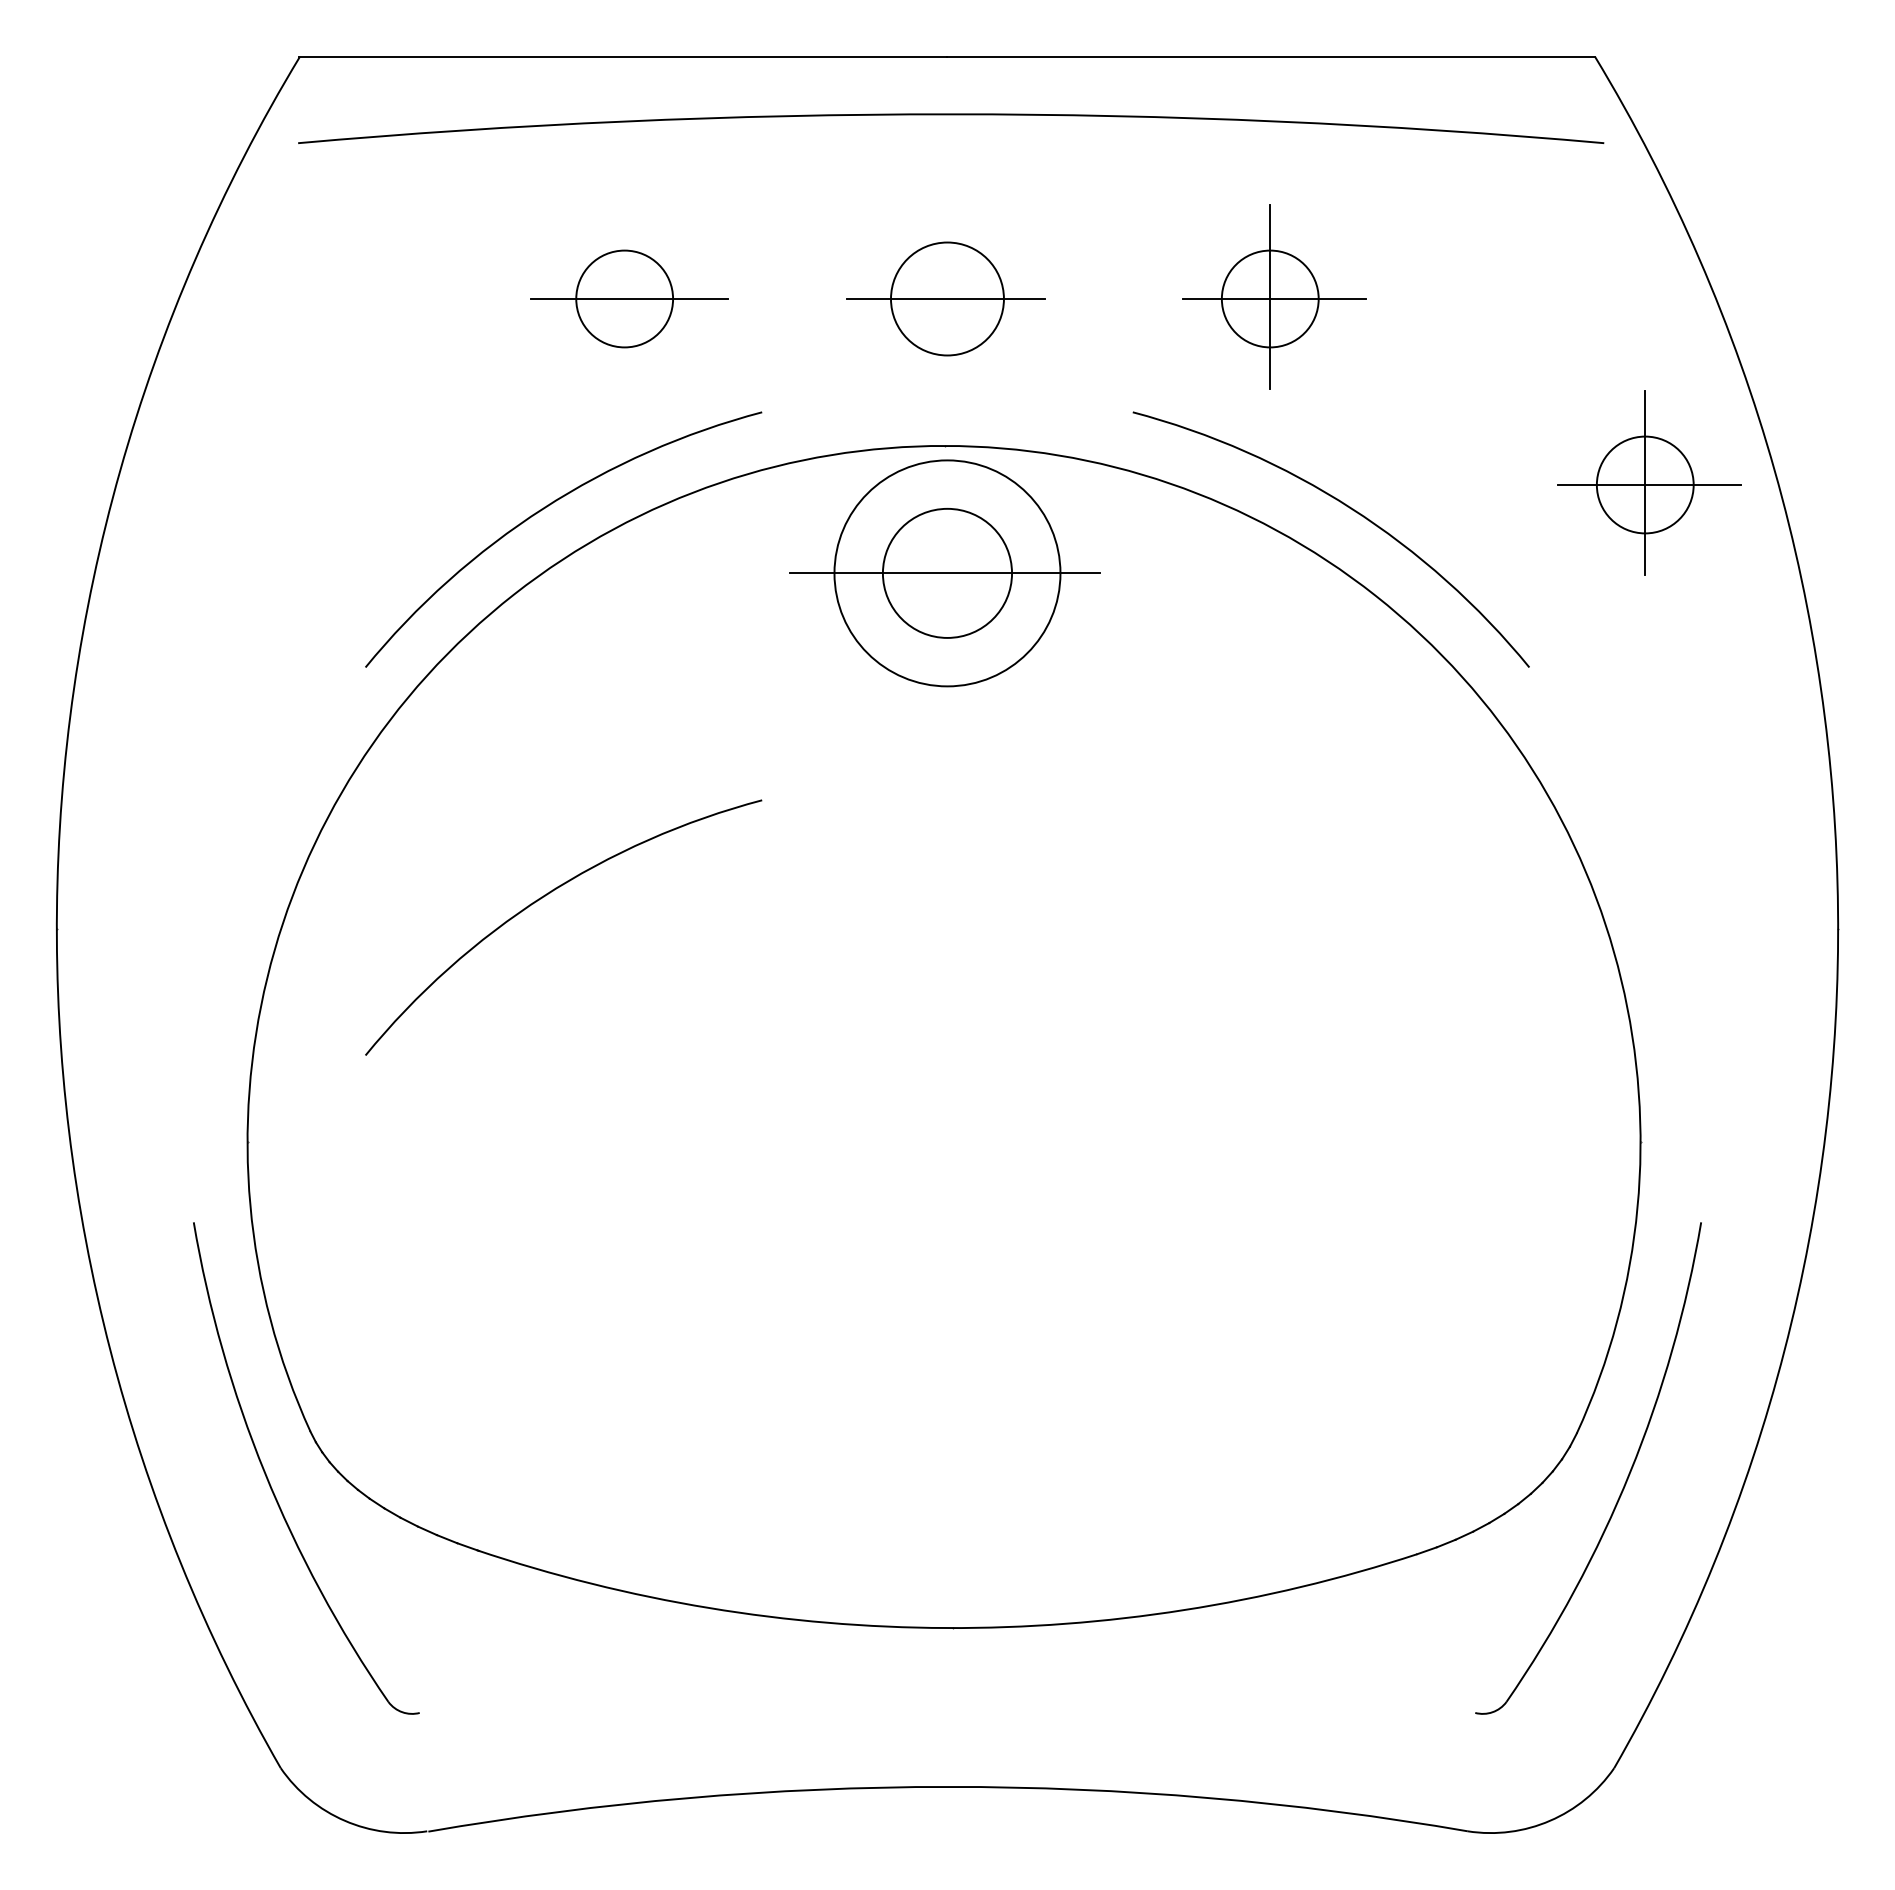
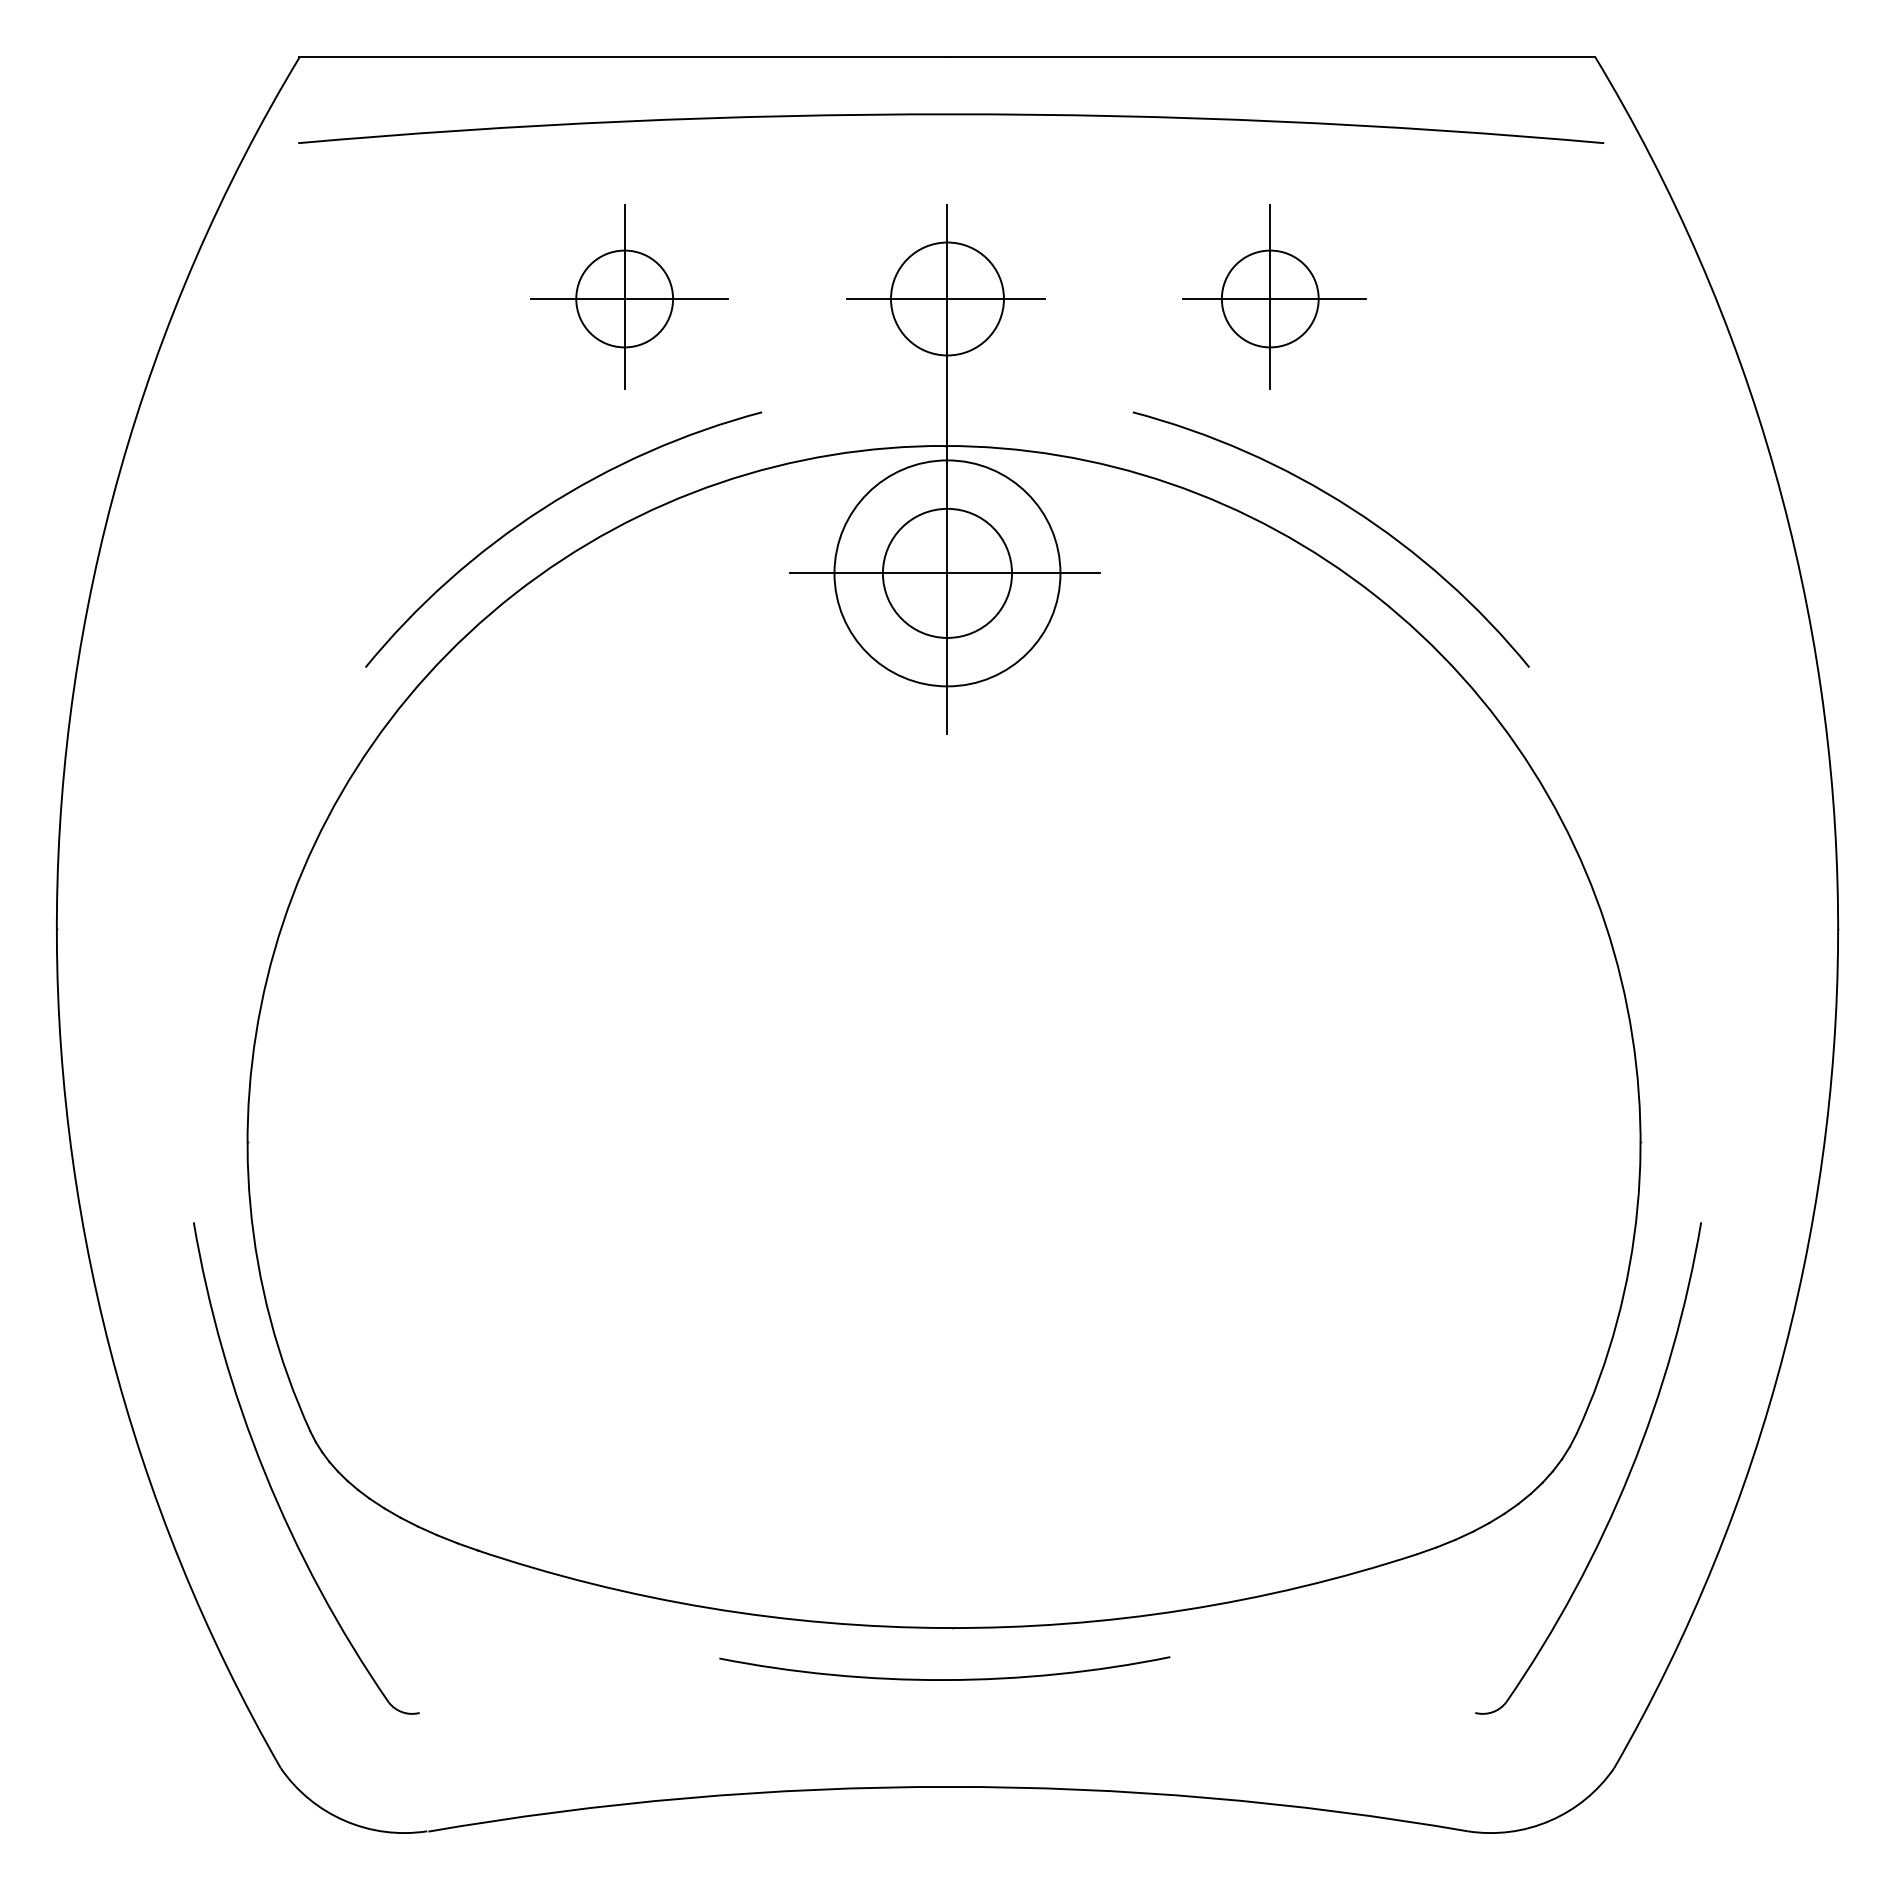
line: none -> present (624, 296)
line: none -> present (947, 469)
part: present -> none (1649, 482)
arc: present -> none (544, 897)
arc: none -> present (944, 1679)
